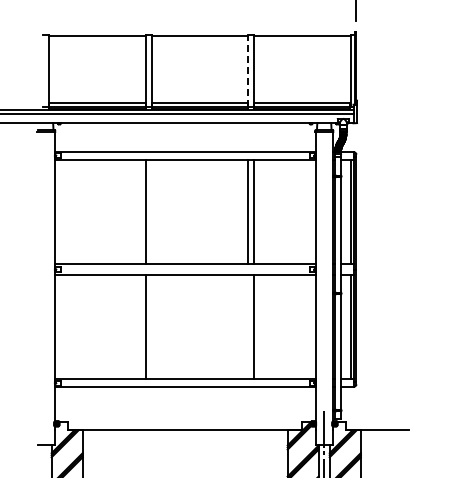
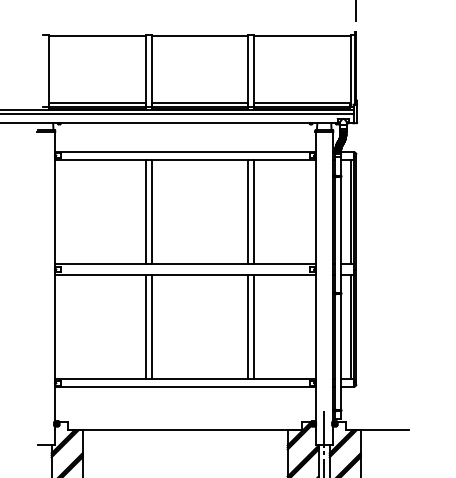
line: dashed -> solid (248, 70)
line: none -> present (151, 211)
line: none -> present (151, 327)
line: none -> present (248, 327)
